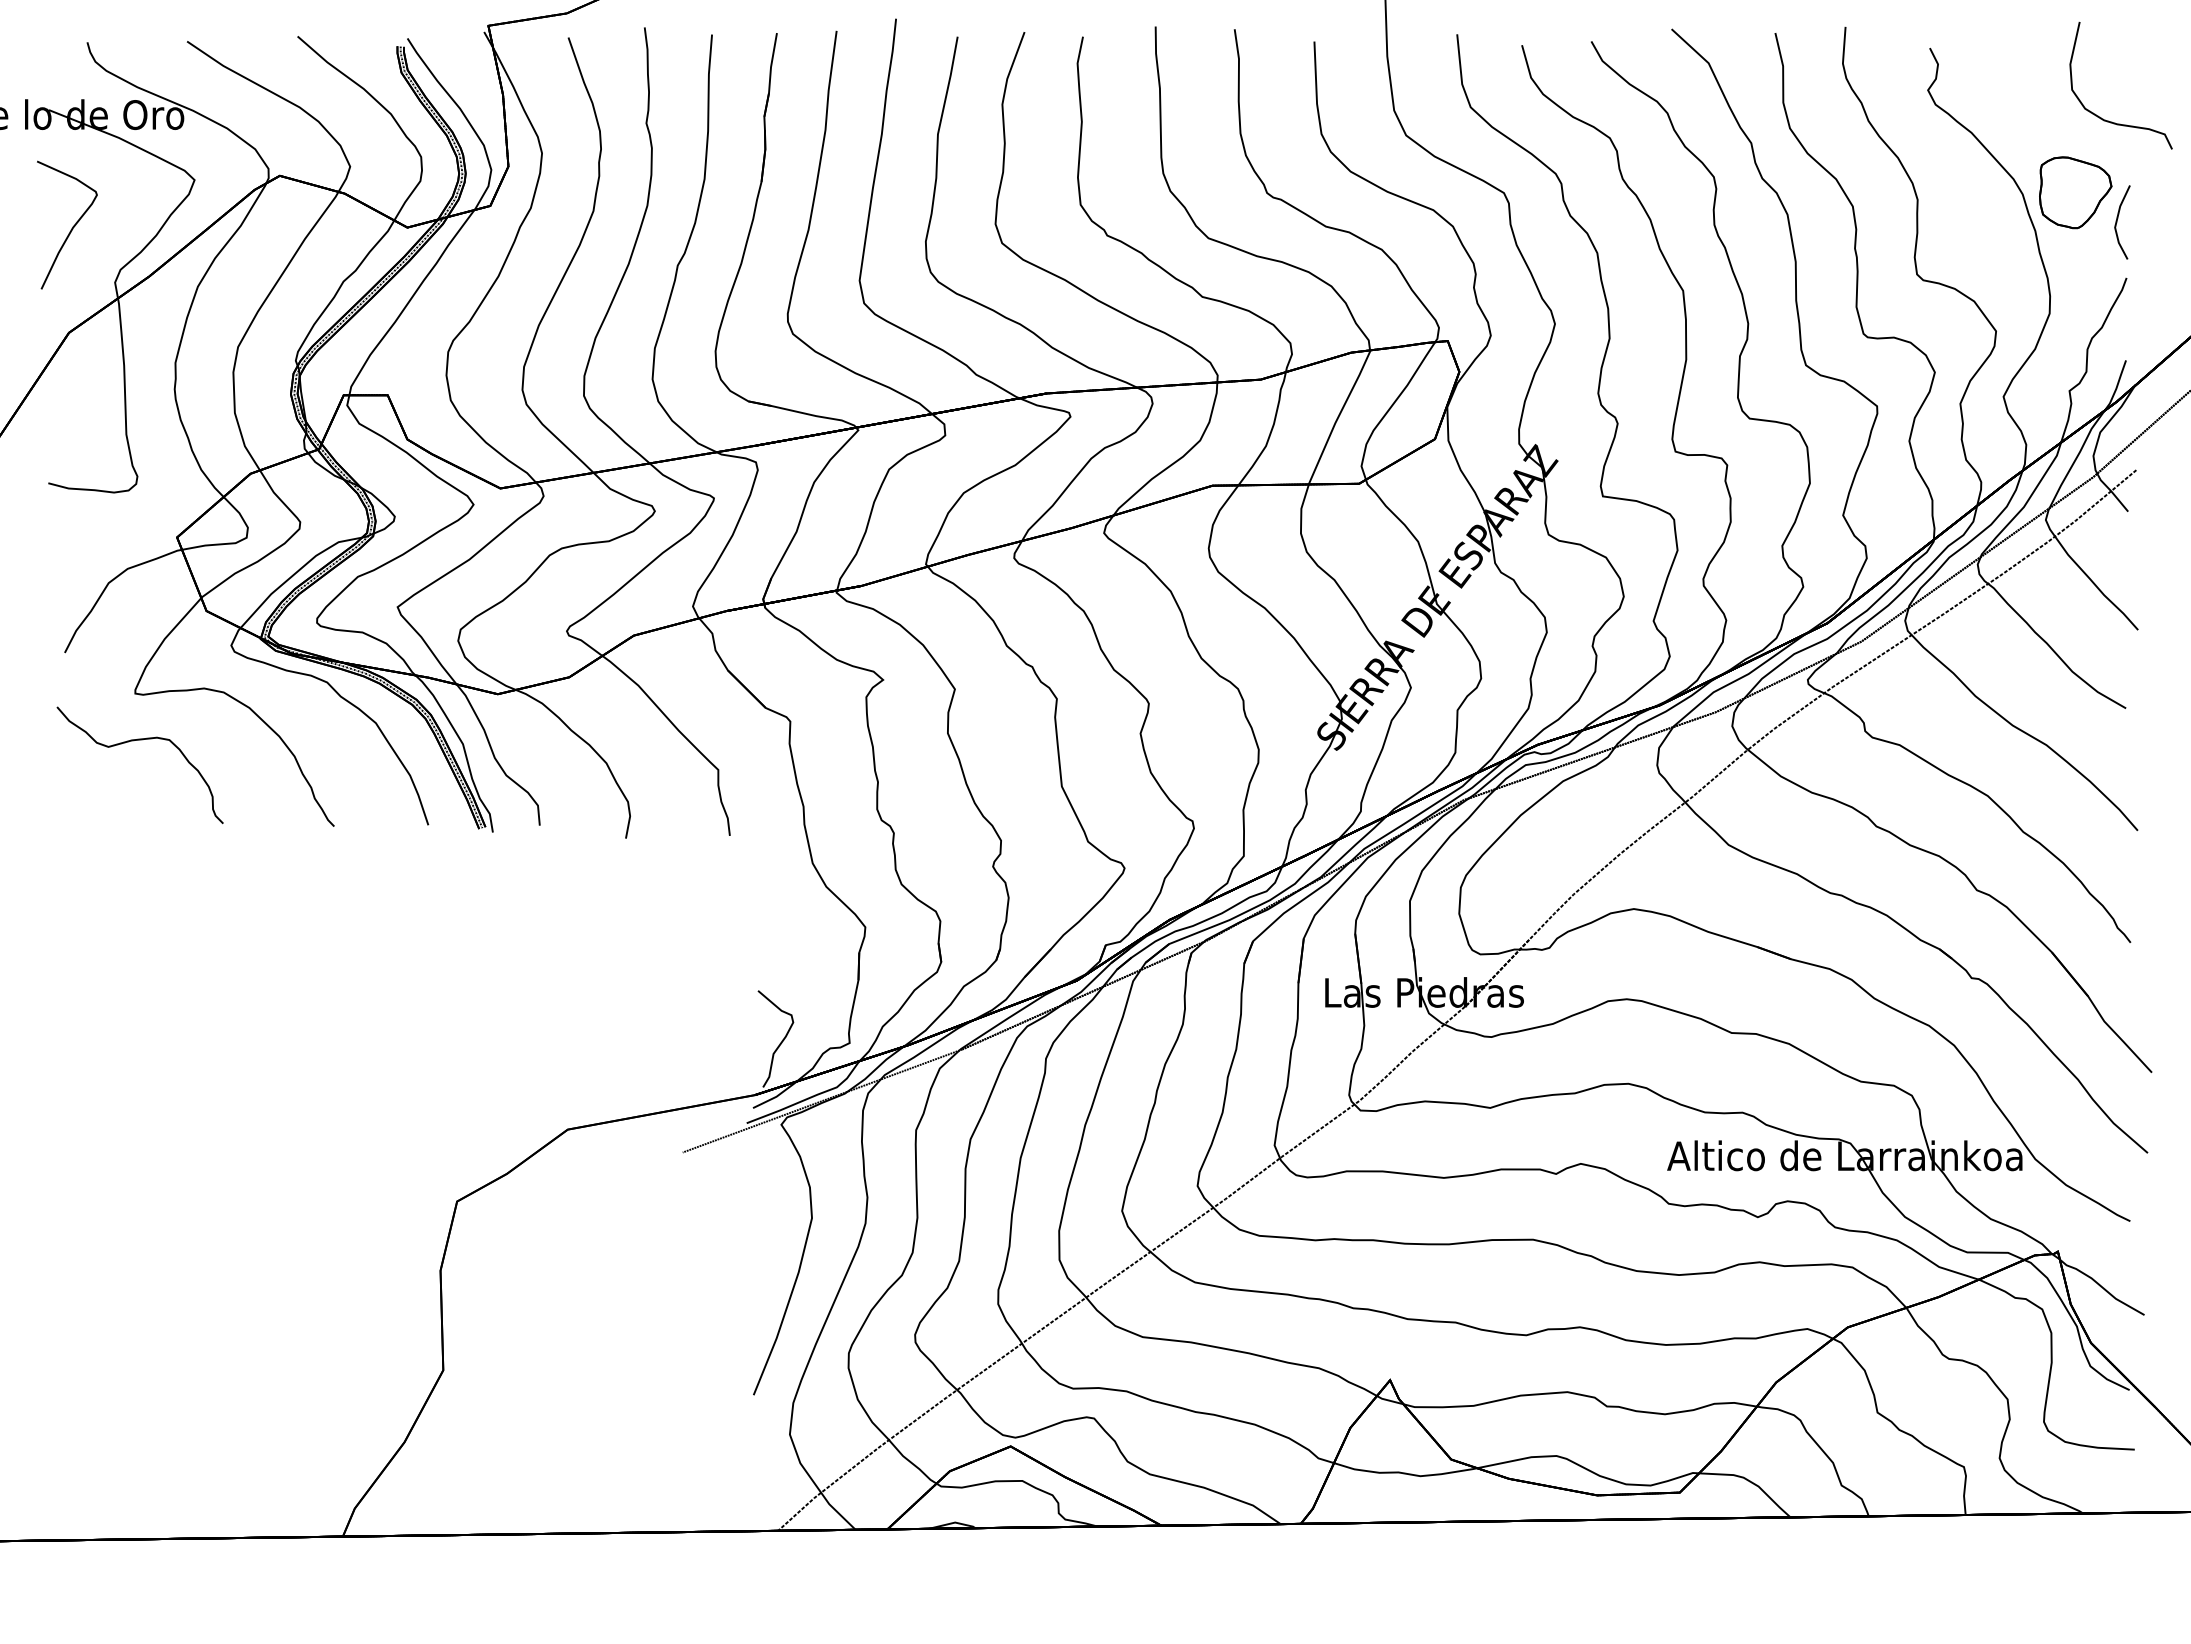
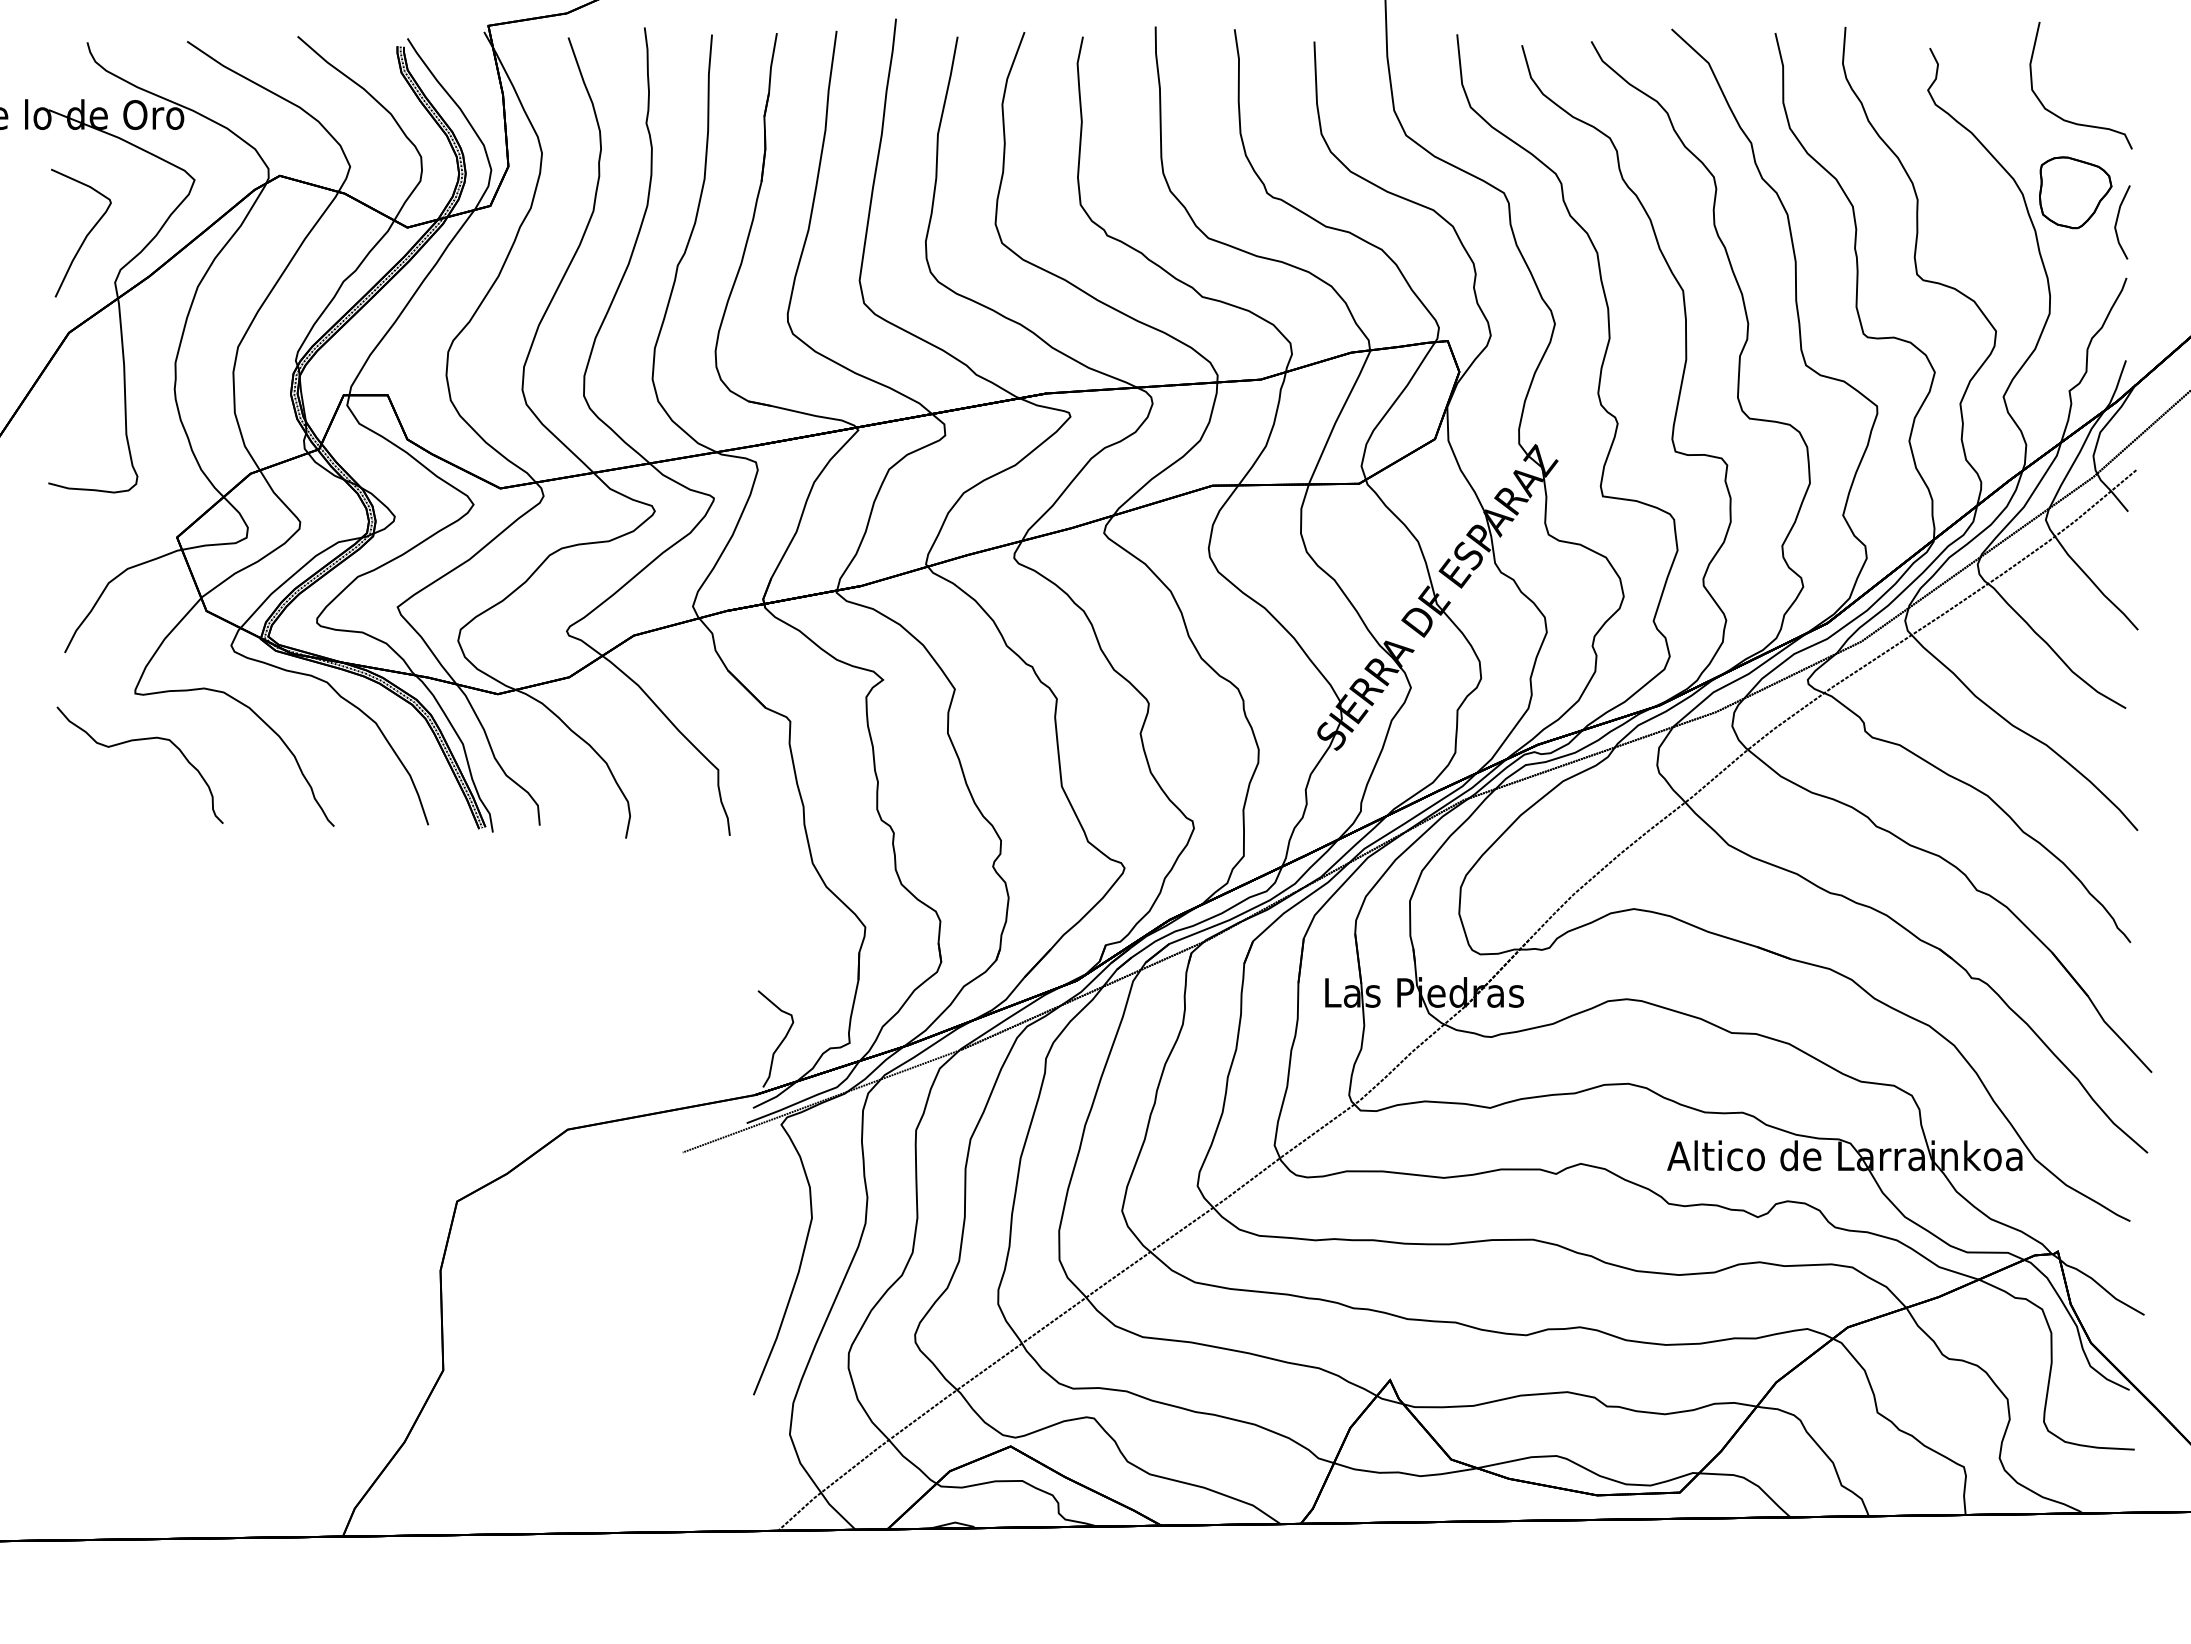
curve position: (2112, 121) -> (2072, 121) (2072, 121)
part position: (67, 224) -> (81, 232) (81, 232)
